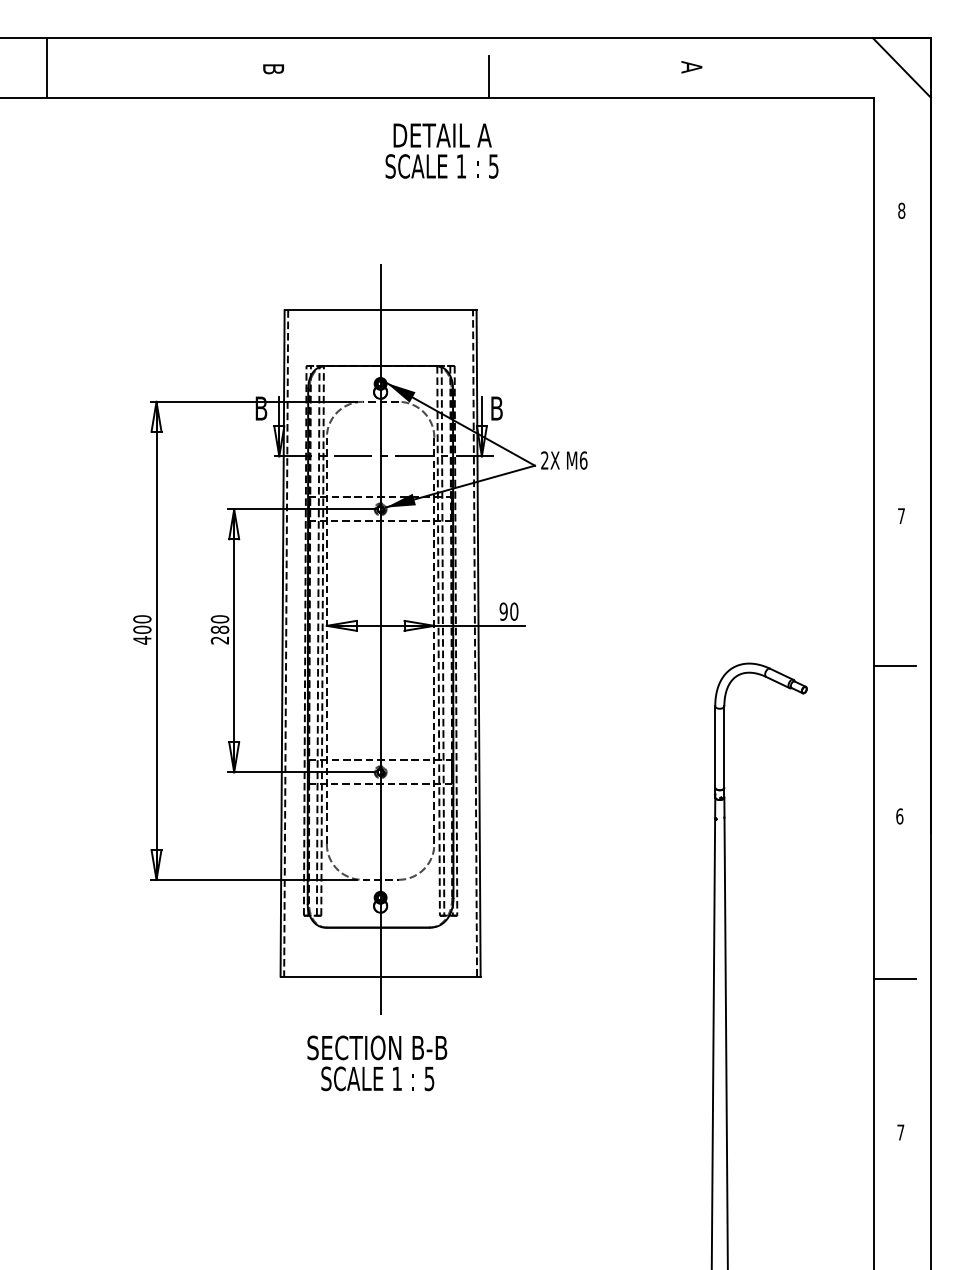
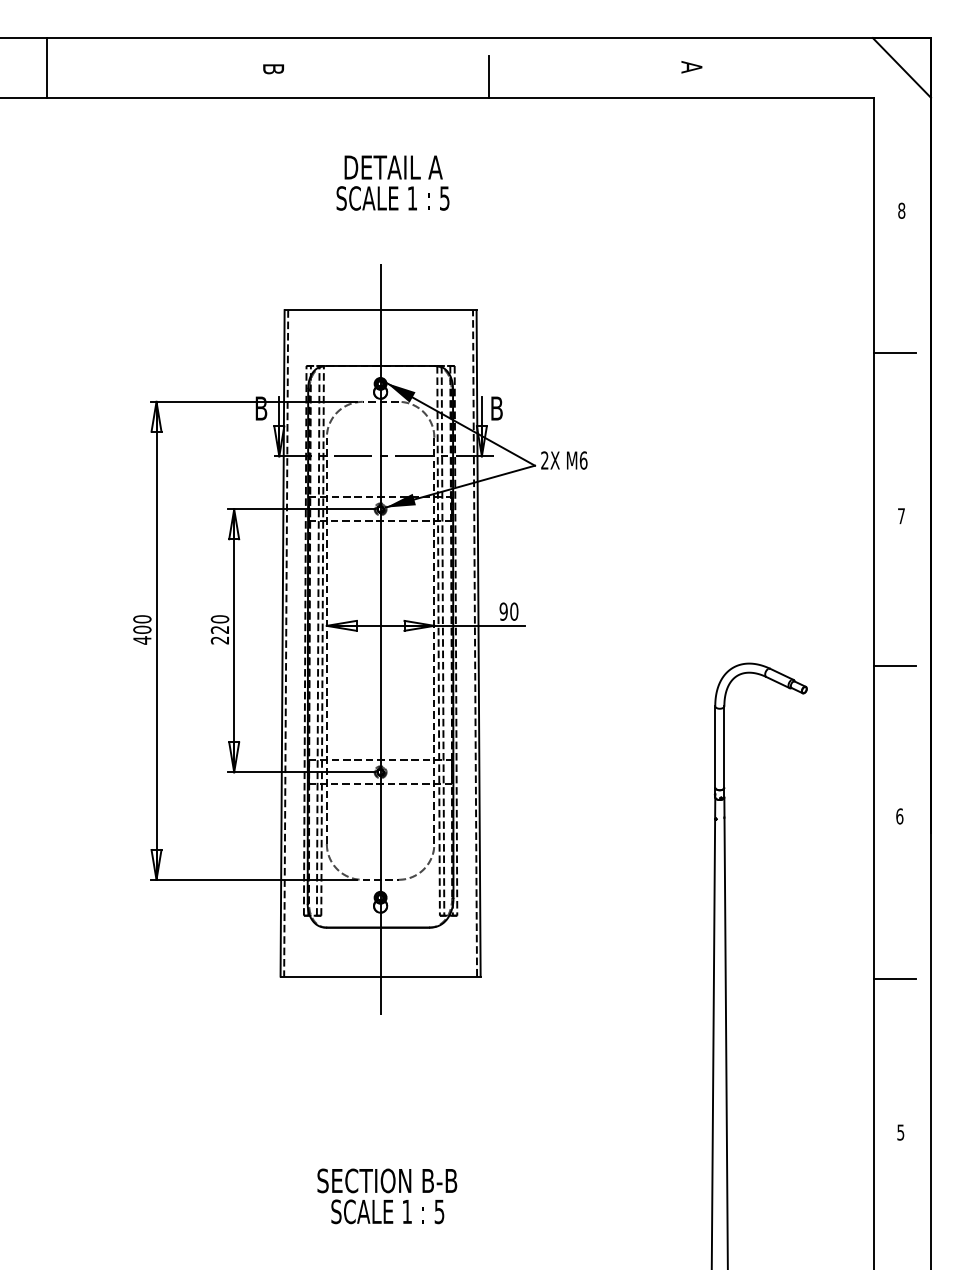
text position: (441, 150) -> (392, 182) (392, 182)
line: none -> present (895, 352)
text: 280 -> 220 (220, 629)
text position: (377, 1063) -> (387, 1196) (387, 1196)
text: 7 -> 5 (900, 1132)
